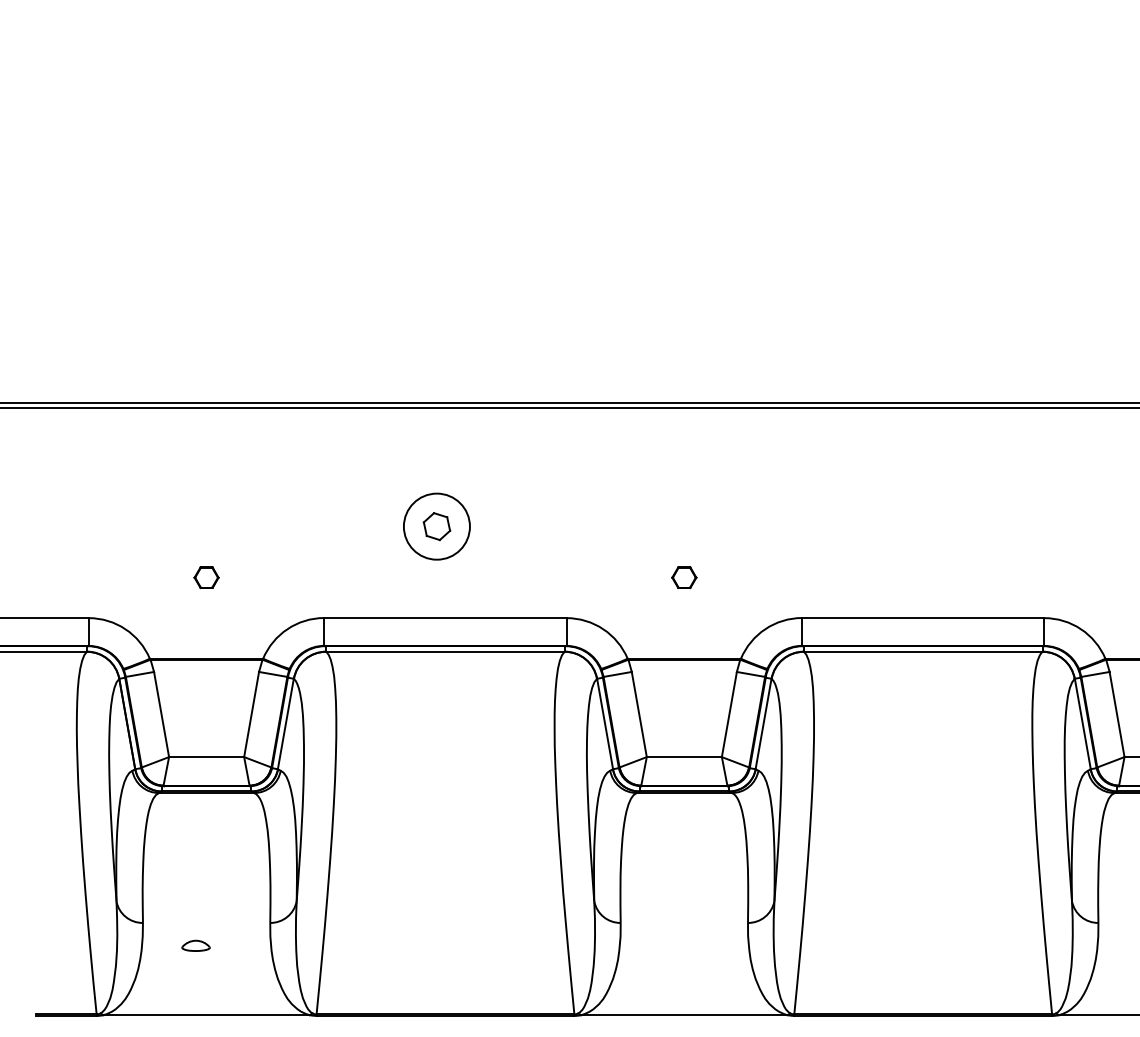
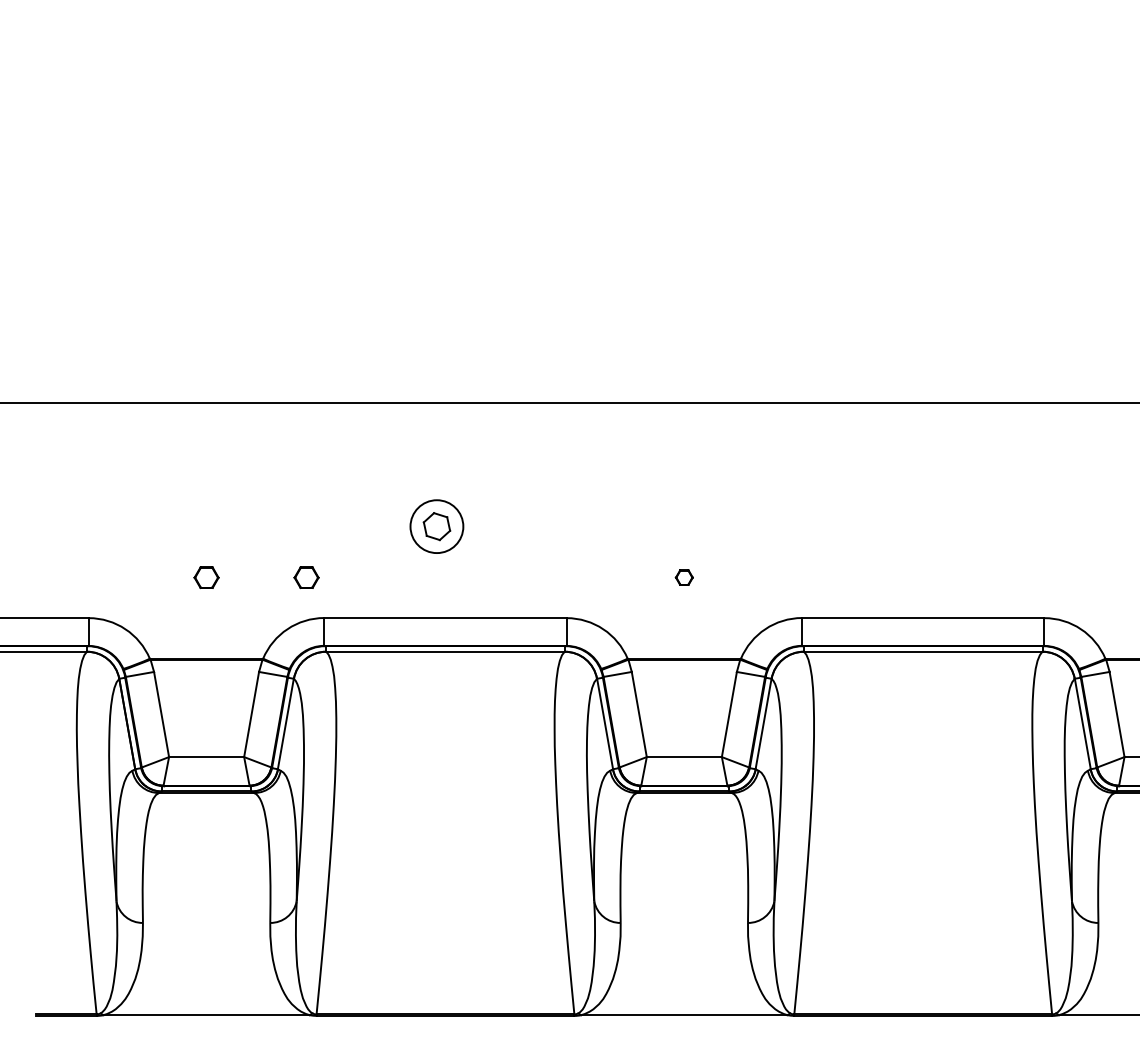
line: present -> none (569, 408)
circle diameter: 66 px -> 53 px (436, 526)
part: none -> present (306, 577)
part size: 27x23 px -> 20x17 px (683, 577)
part: present -> none (195, 945)
